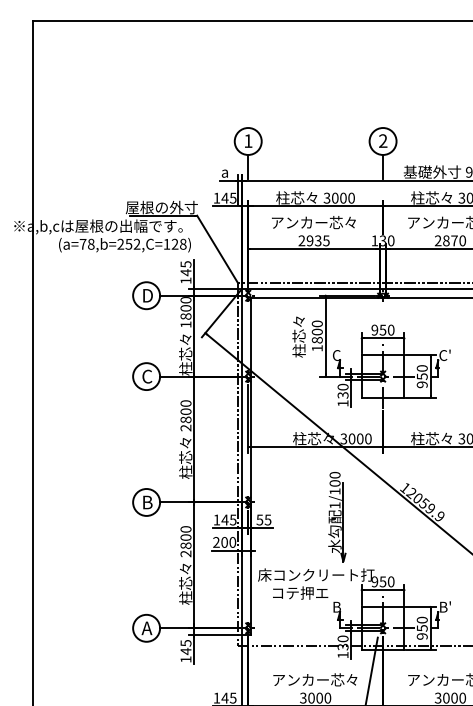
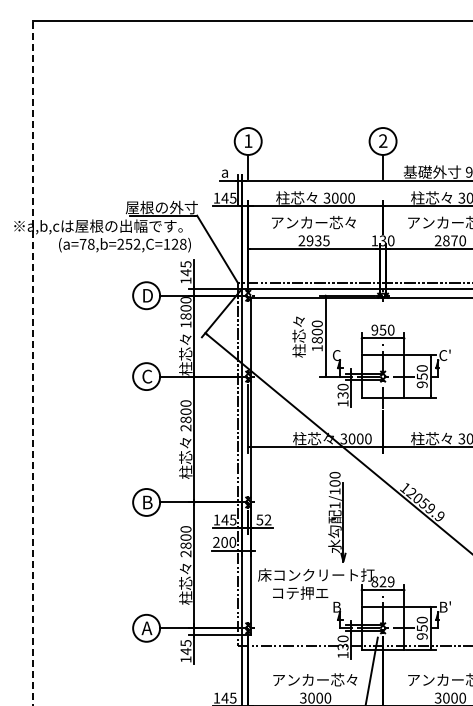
line: solid -> dashed (33, 362)
text: 55 -> 52 (267, 519)
text: 950 -> 829 (382, 581)
